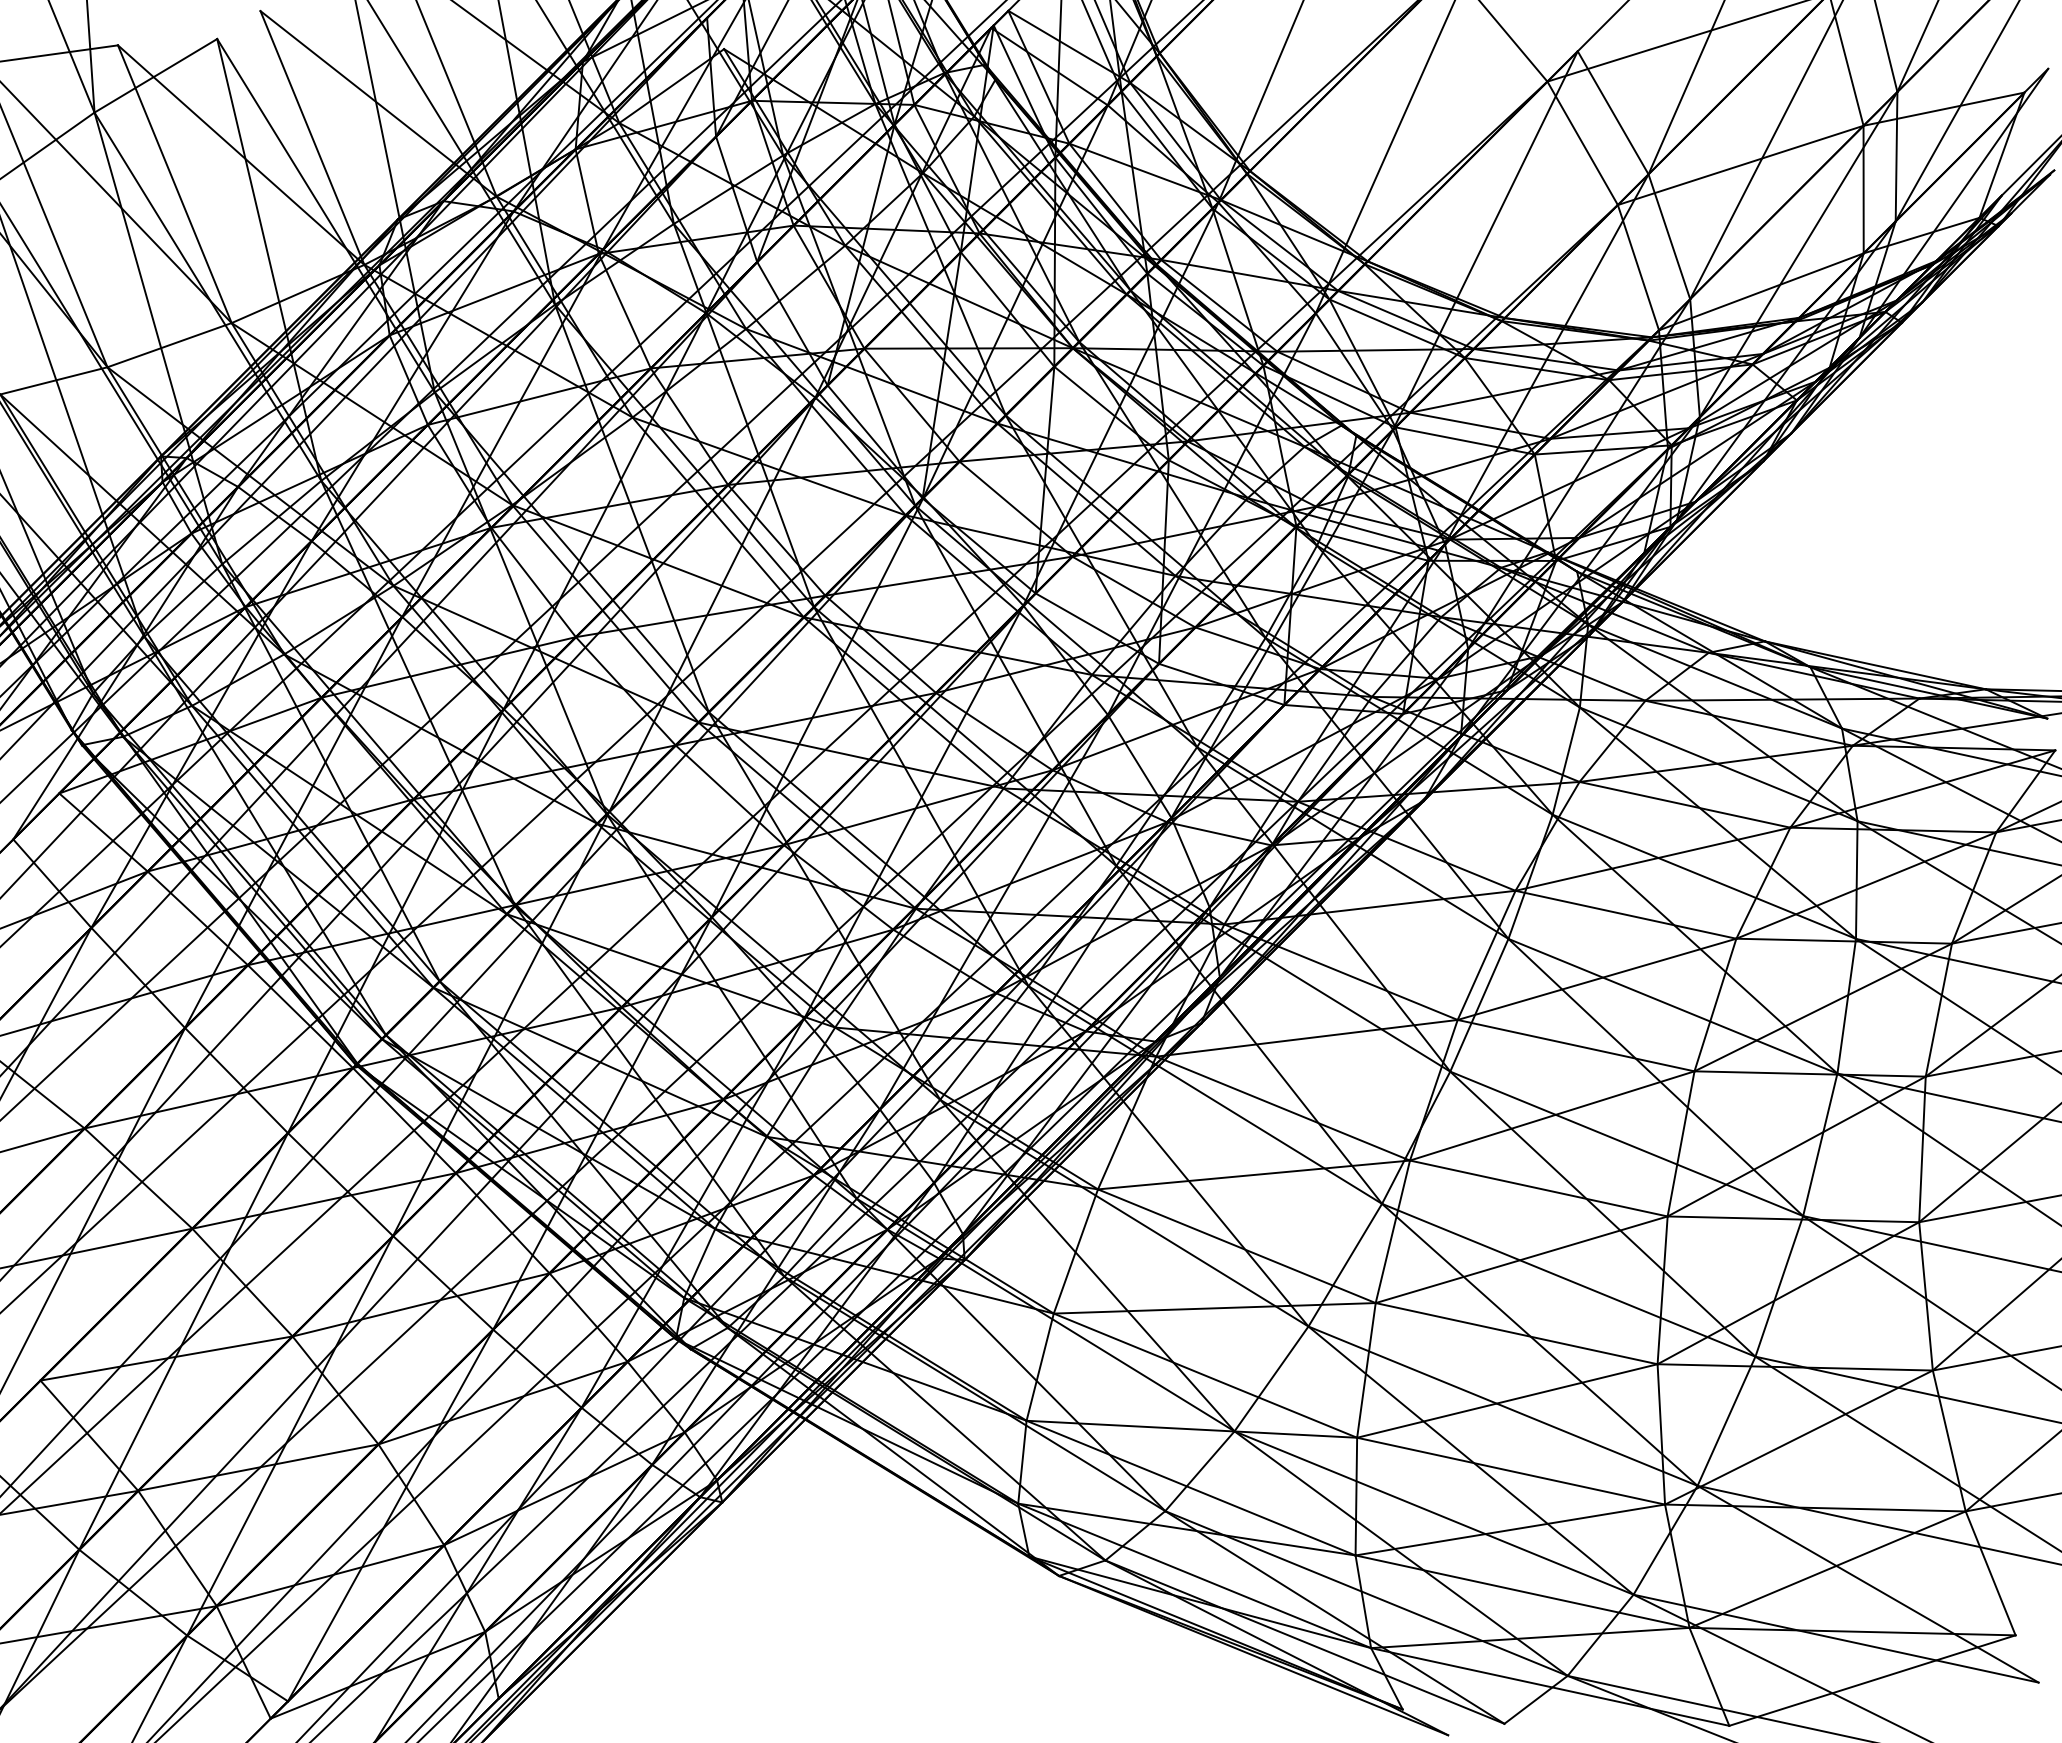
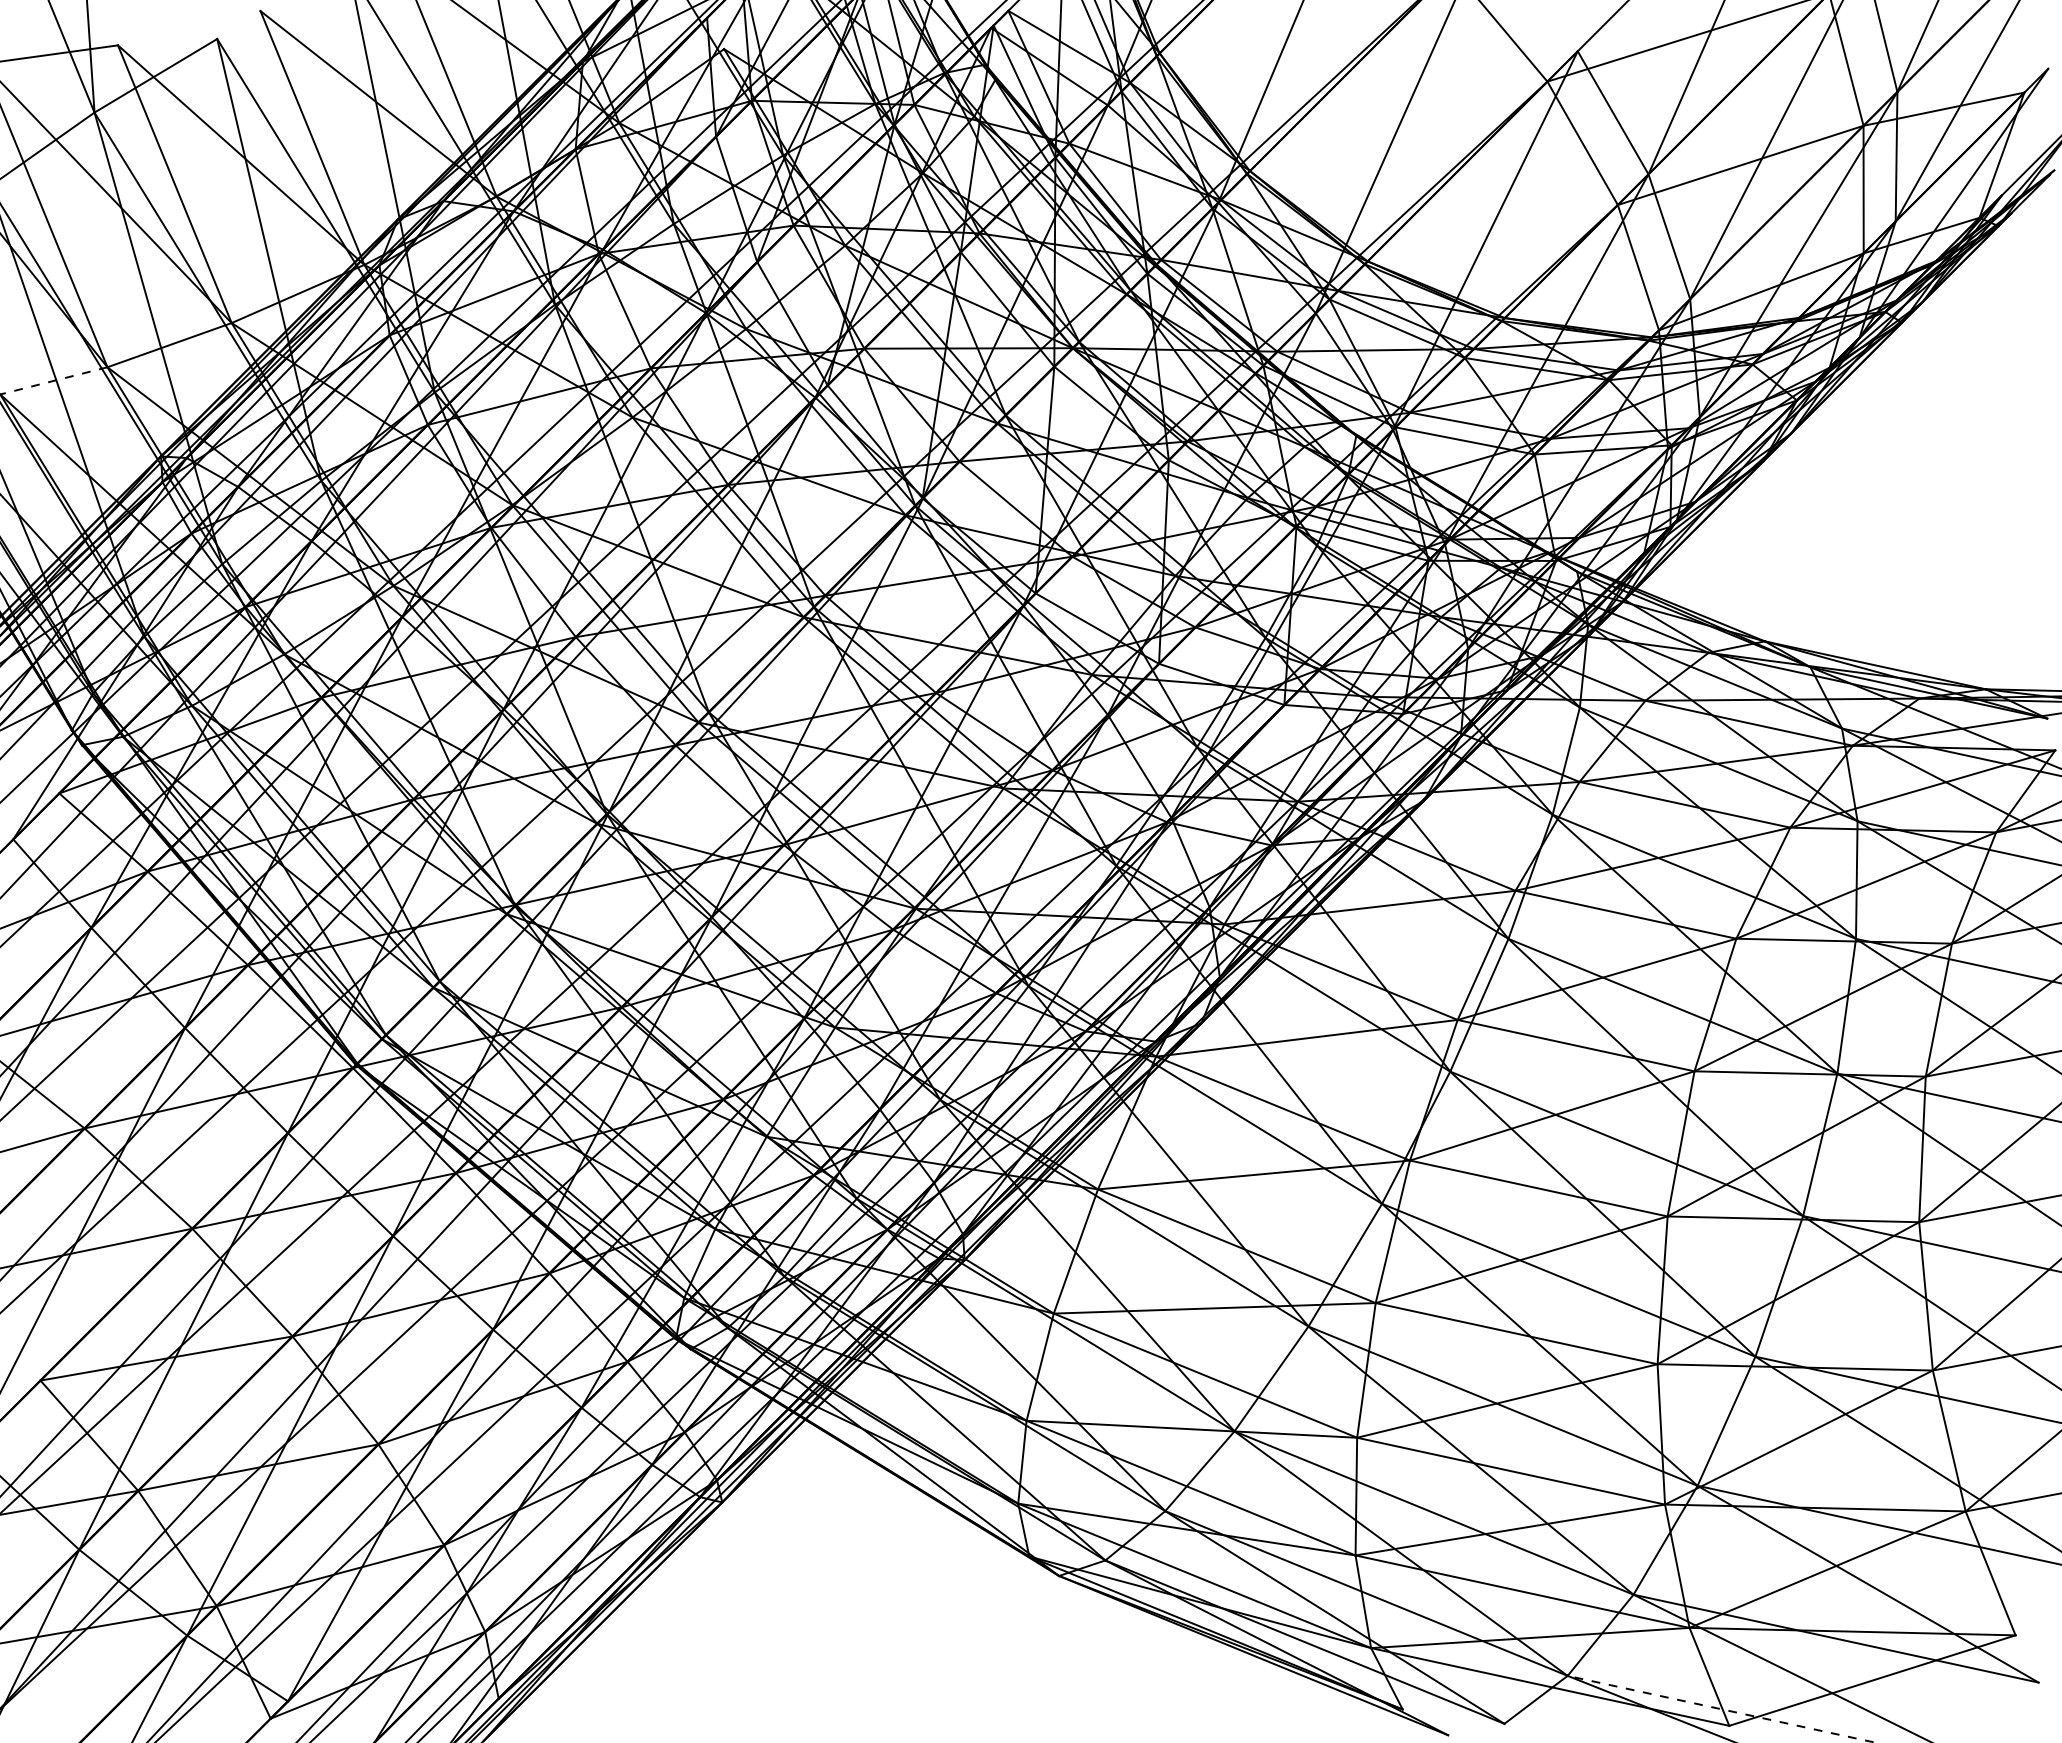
line: solid -> dashed (53, 381)
line: solid -> dashed (1722, 1709)
